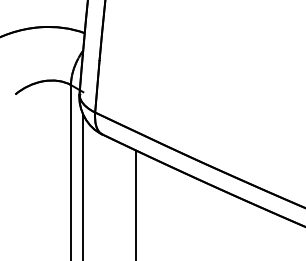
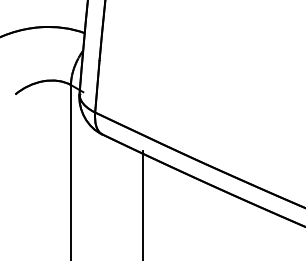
line: present -> none (83, 185)
line position: (136, 203) -> (143, 203) (143, 203)
